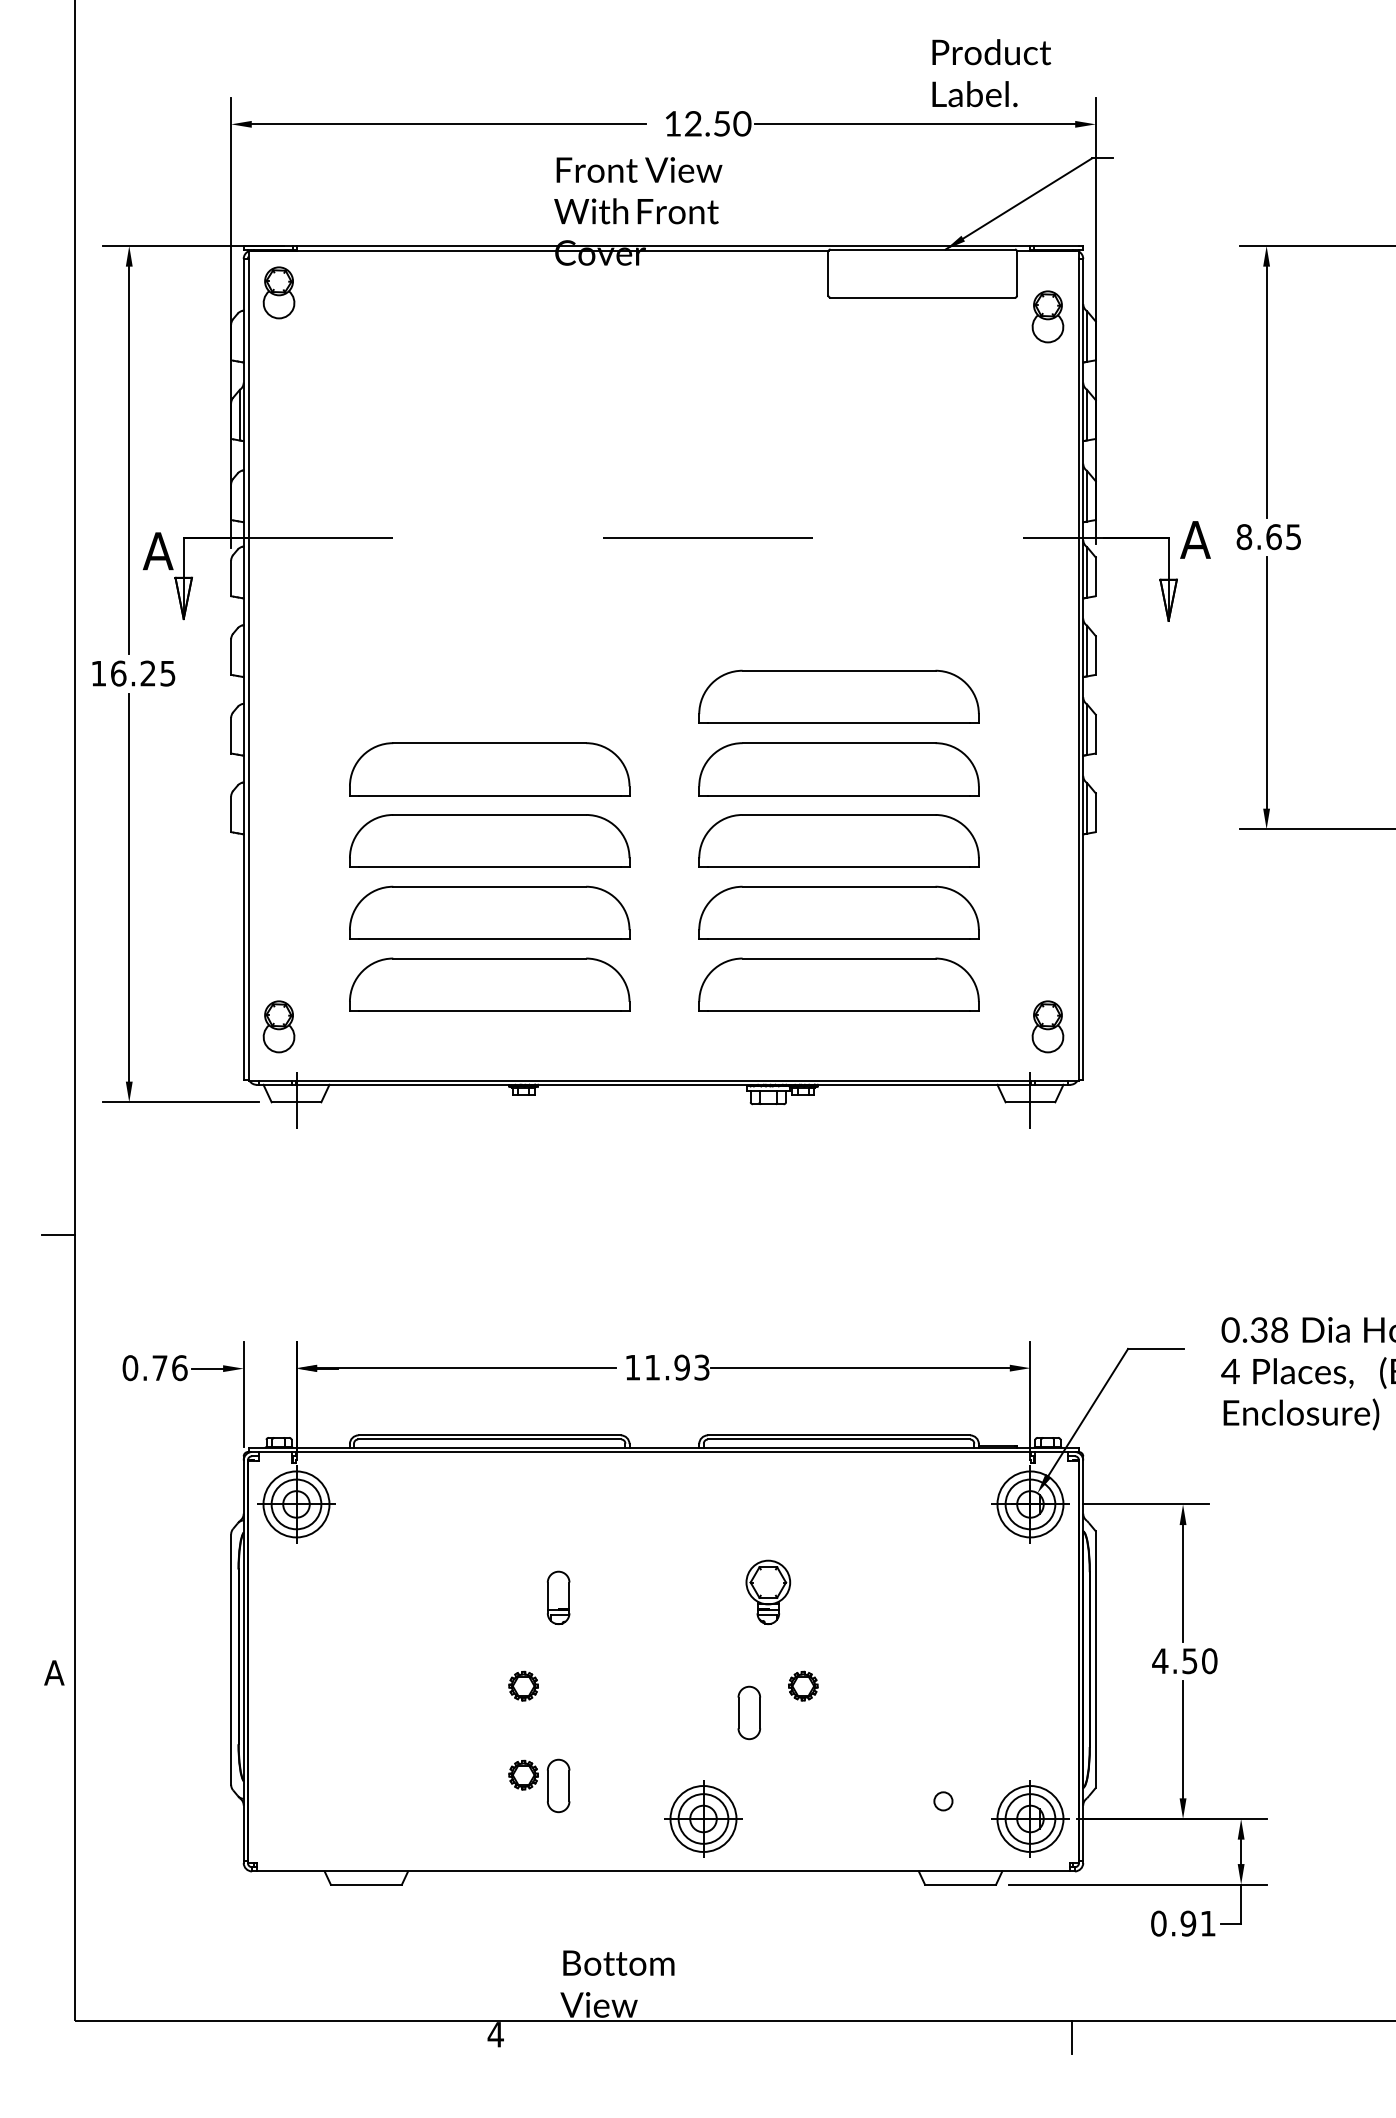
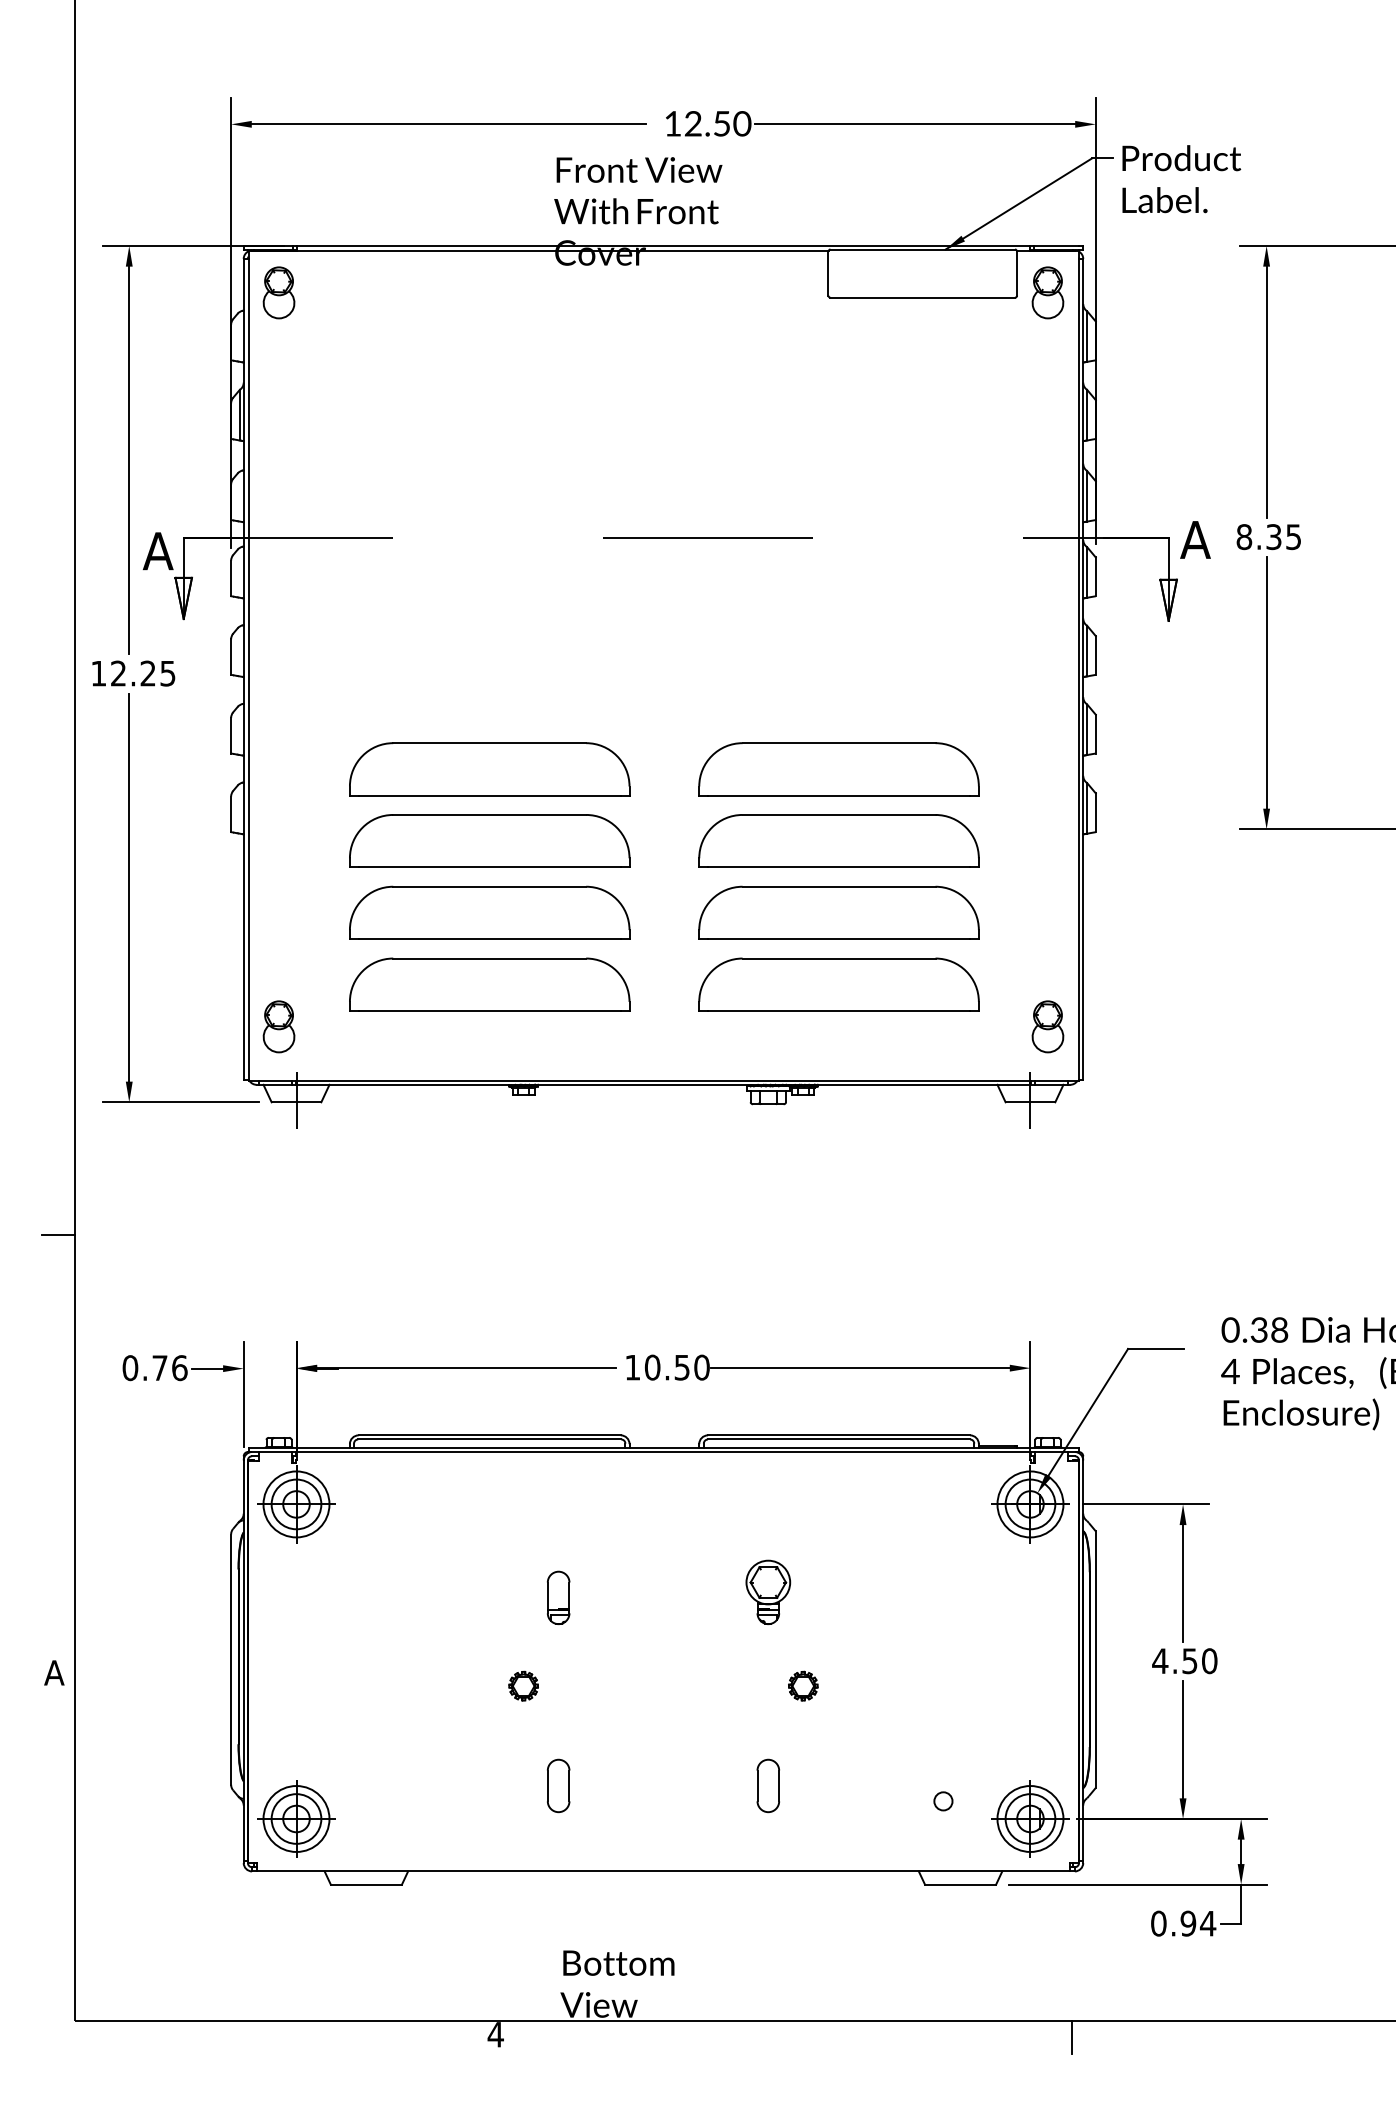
text position: (991, 73) -> (1181, 179) (1181, 179)
part position: (1047, 316) -> (1047, 292) (1047, 292)
text: 8.65 -> 8.35 (1273, 537)
text: 16.25 -> 12.25 (118, 673)
part: present -> none (838, 696)
text: 11.93 -> 10.50 (676, 1367)
part position: (748, 1712) -> (767, 1785) (767, 1785)
part: present -> none (523, 1774)
part position: (703, 1818) -> (296, 1818) (296, 1818)
text: 0.91 -> 0.94 (1207, 1923)
